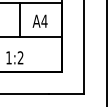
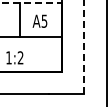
line: solid -> dashed (31, 3)
text: A4 -> A5 (44, 20)
line: solid -> dashed (84, 47)
